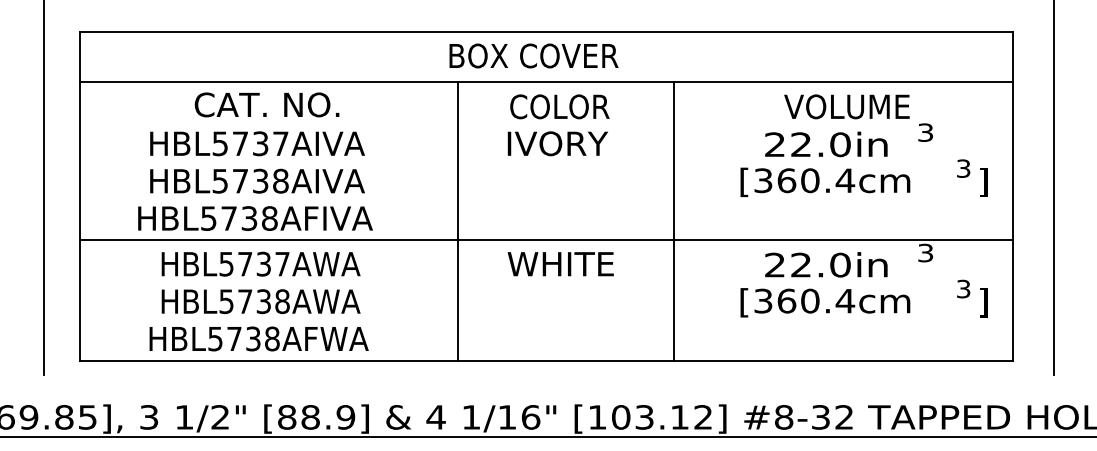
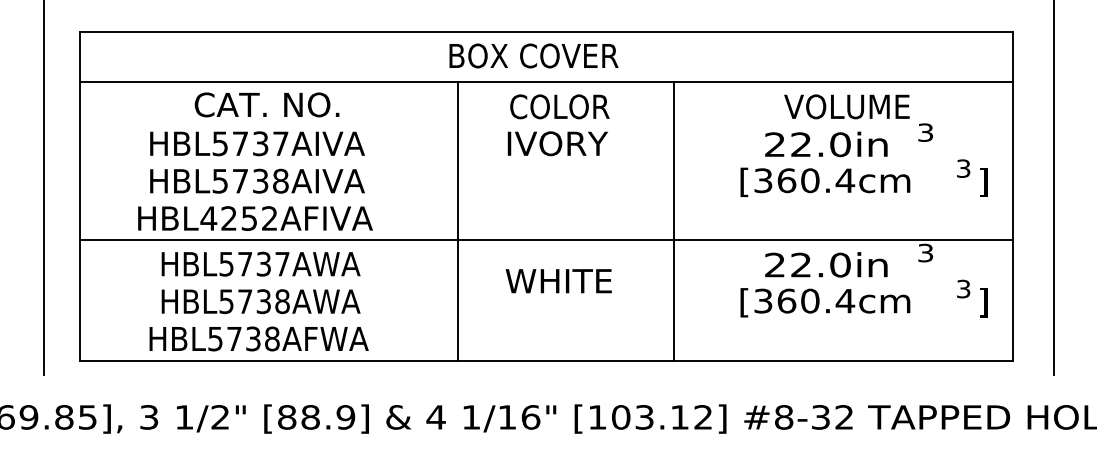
text: HBL5738AFIVA -> HBL4252AFIVA (238, 218)
text position: (560, 264) -> (558, 281) (558, 281)
line: present -> none (547, 437)
